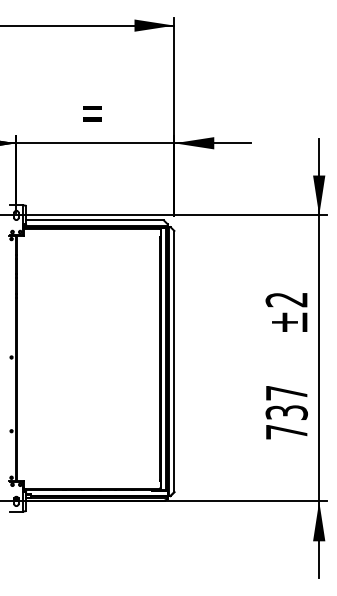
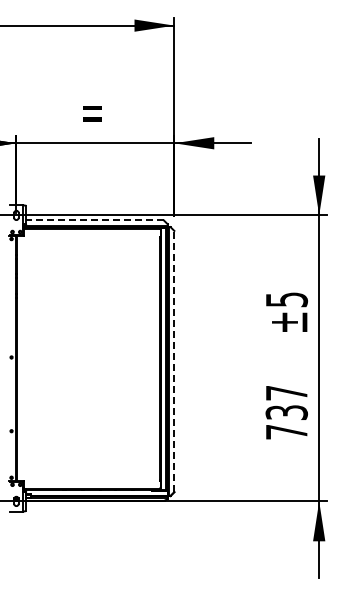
line: solid -> dashed (95, 220)
text: ±2 -> ±5 (286, 299)
line: solid -> dashed (174, 361)
